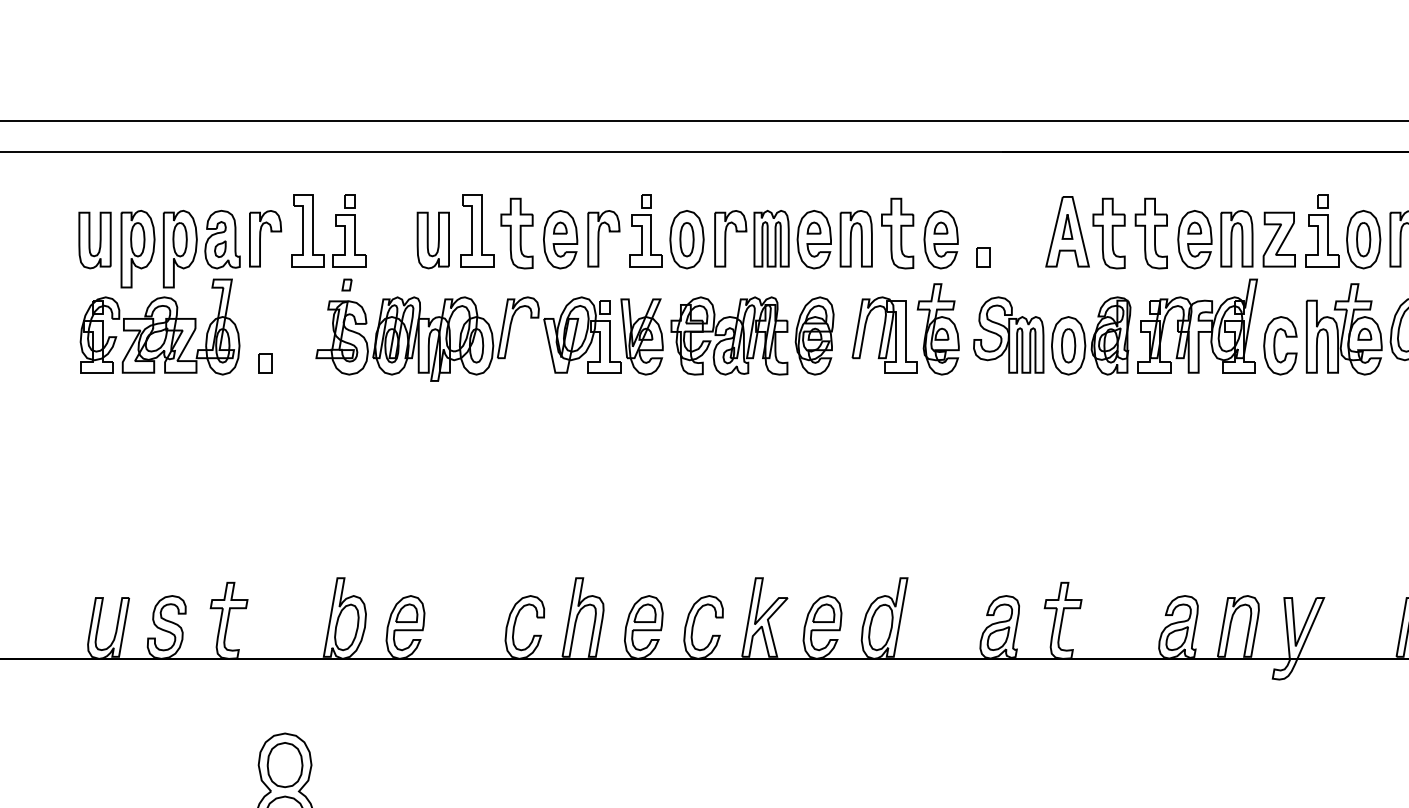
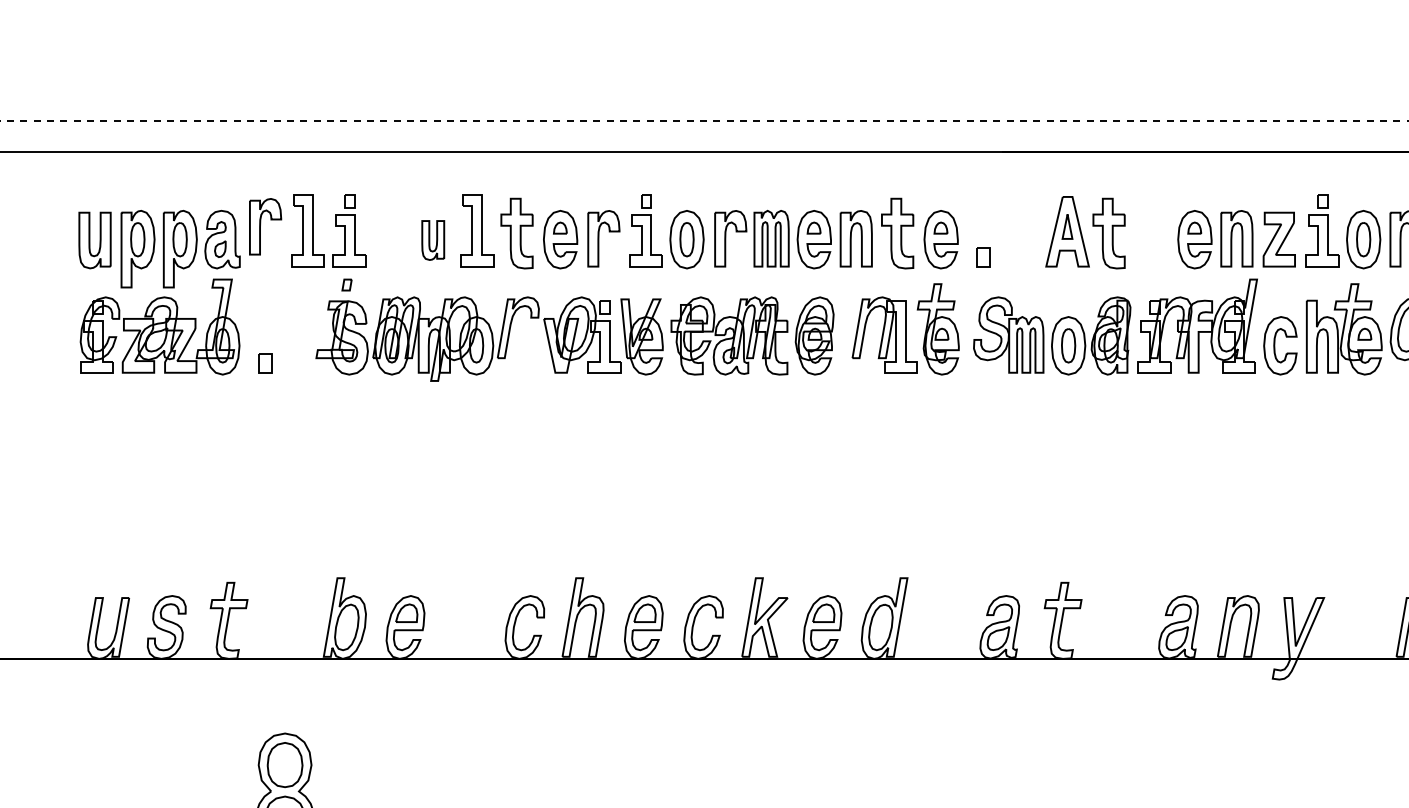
line: solid -> dashed (704, 120)
part: present -> none (1150, 233)
part position: (265, 238) -> (265, 226) (265, 226)
part size: 34x59 px -> 25x41 px (433, 240)
